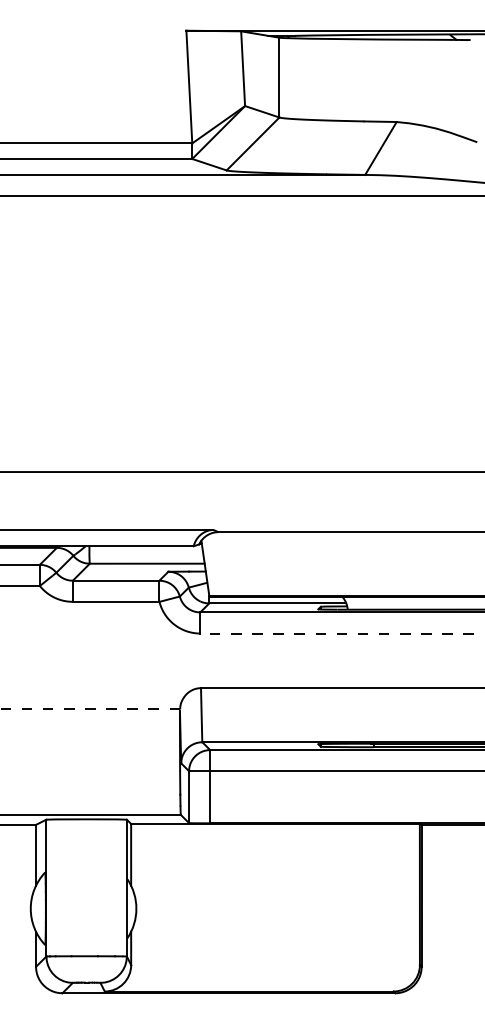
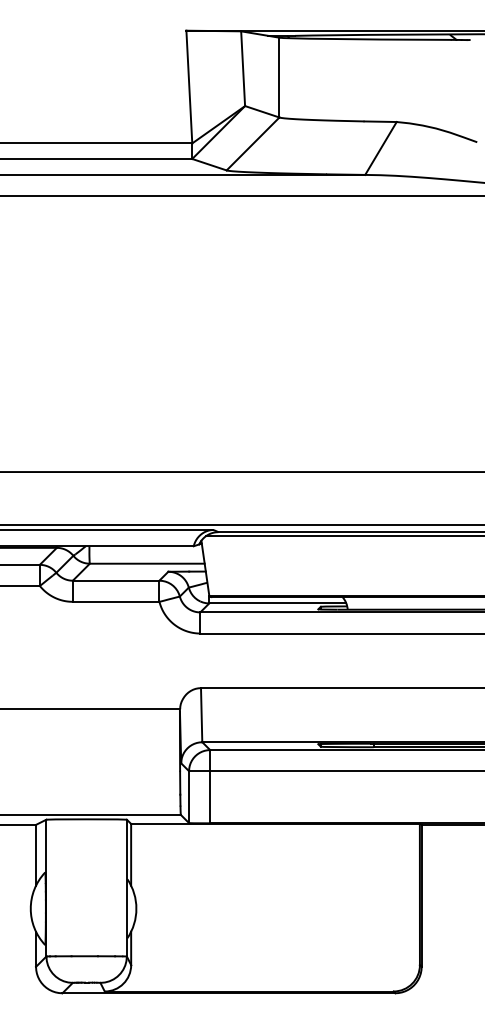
line: none -> present (241, 524)
line: none -> present (343, 536)
line: dashed -> solid (342, 633)
line: dashed -> solid (90, 709)
